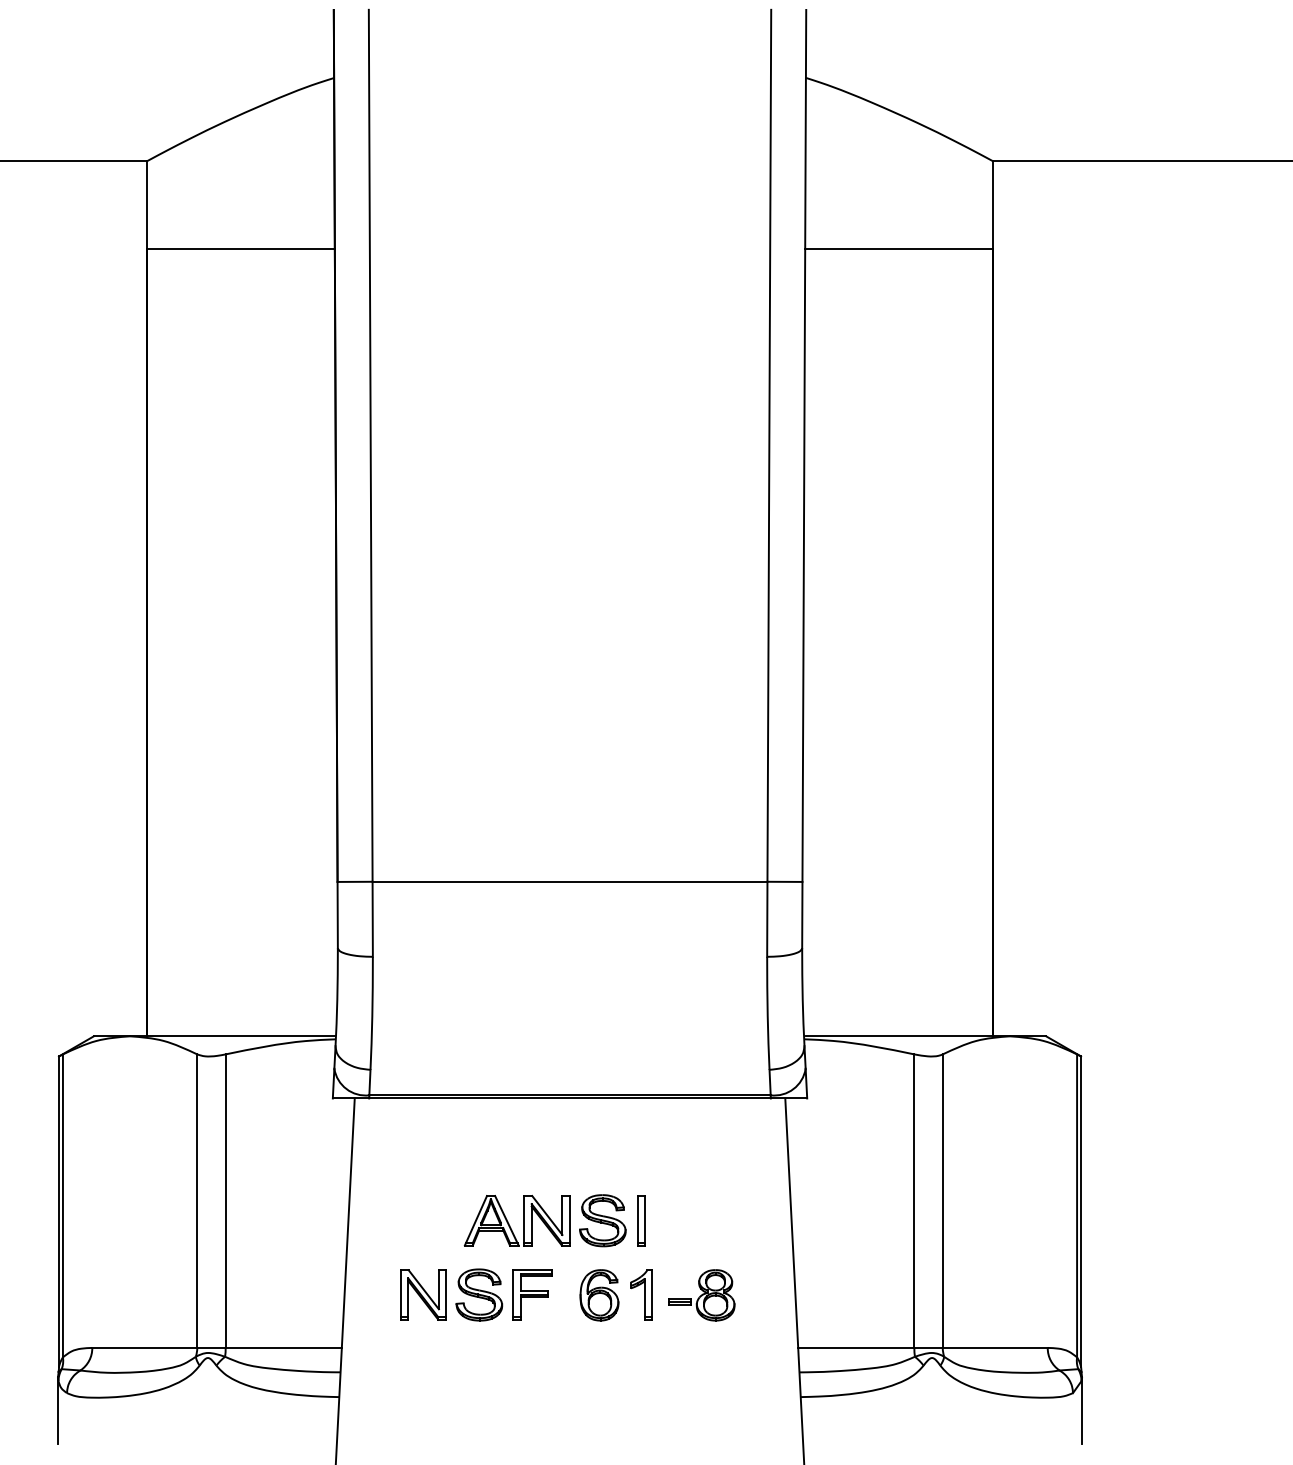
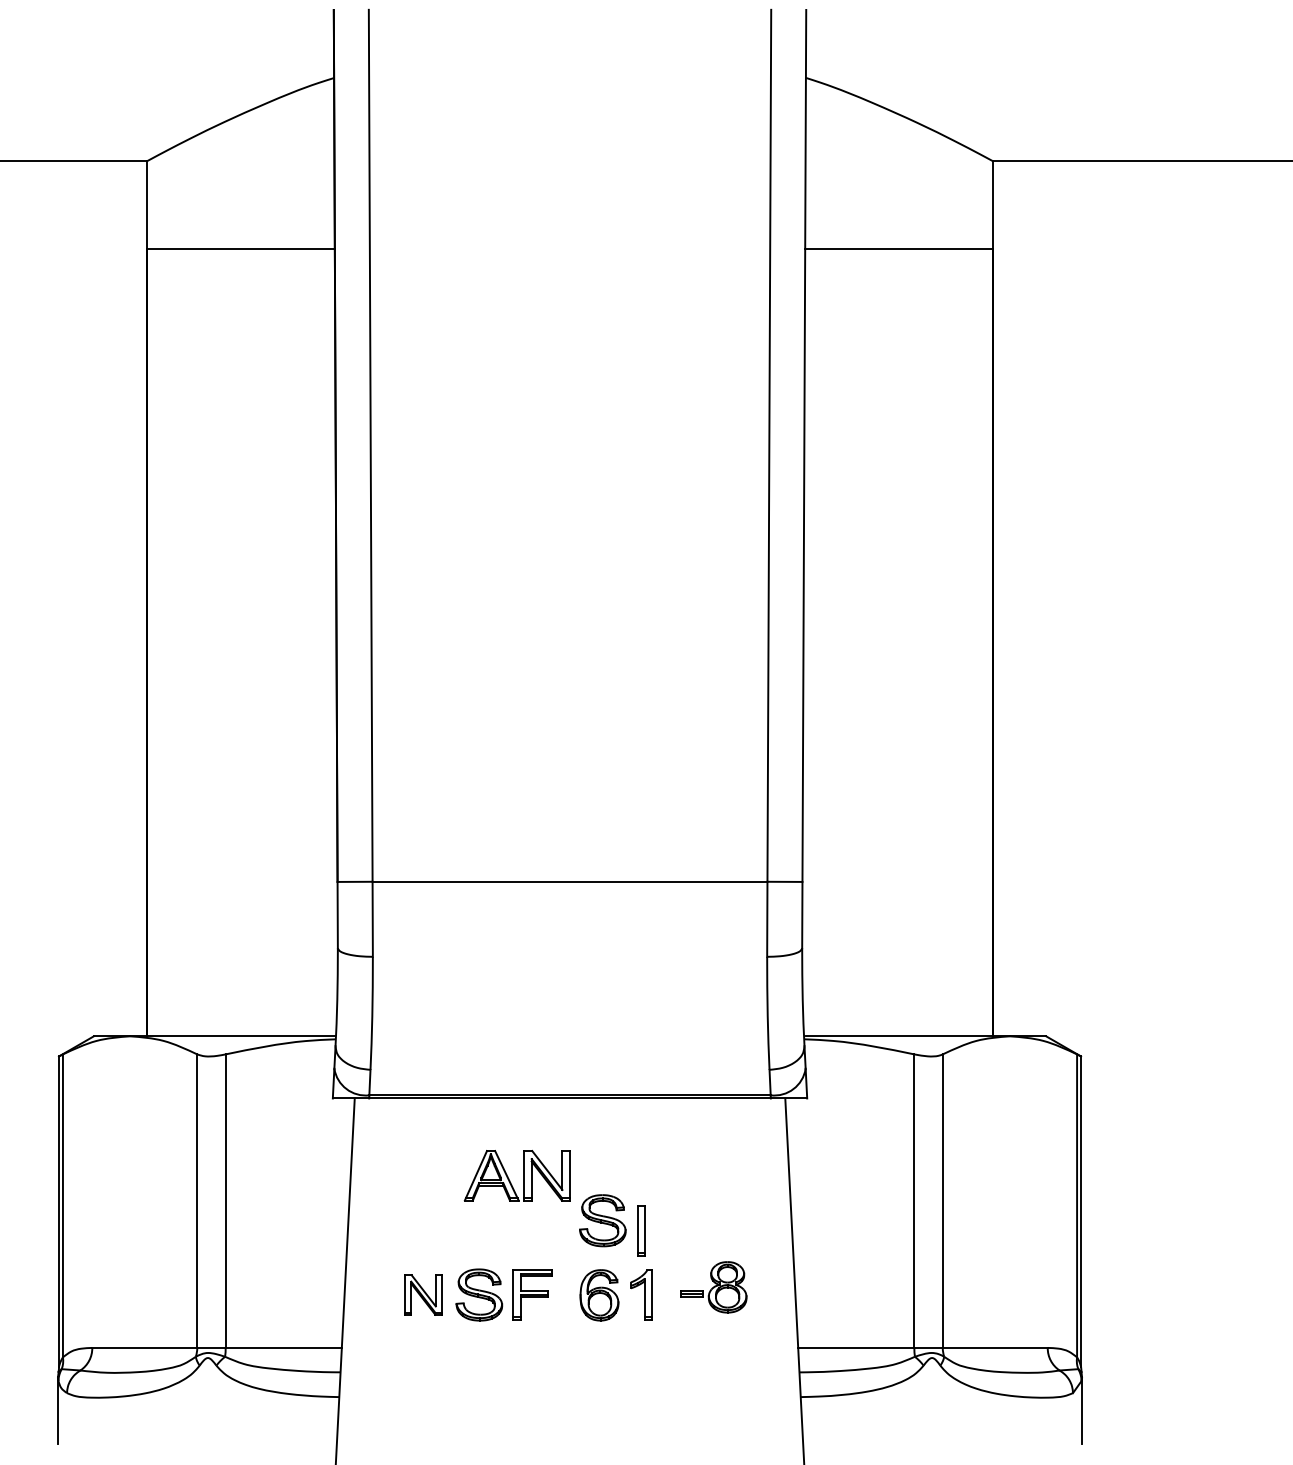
part position: (523, 1220) -> (523, 1175) (523, 1175)
part position: (641, 1220) -> (641, 1230) (641, 1230)
part size: 47x52 px -> 39x42 px (423, 1294)
part position: (701, 1295) -> (713, 1287) (713, 1287)
